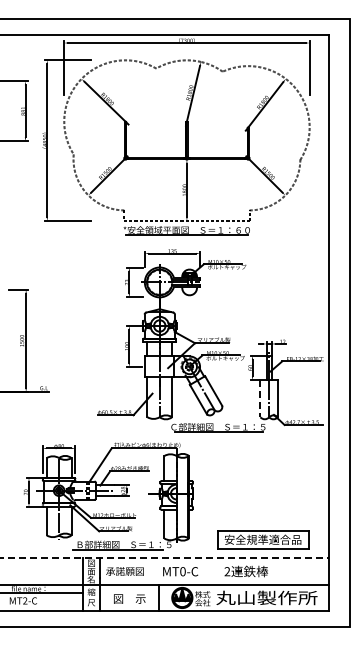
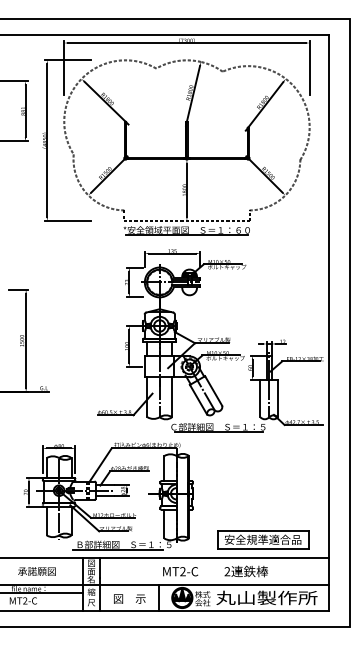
line: dashed -> solid (260, 399)
line: dashed -> solid (164, 558)
text position: (124, 571) -> (36, 571) (36, 571)
text: MT0-C -> MT2-C (182, 571)
